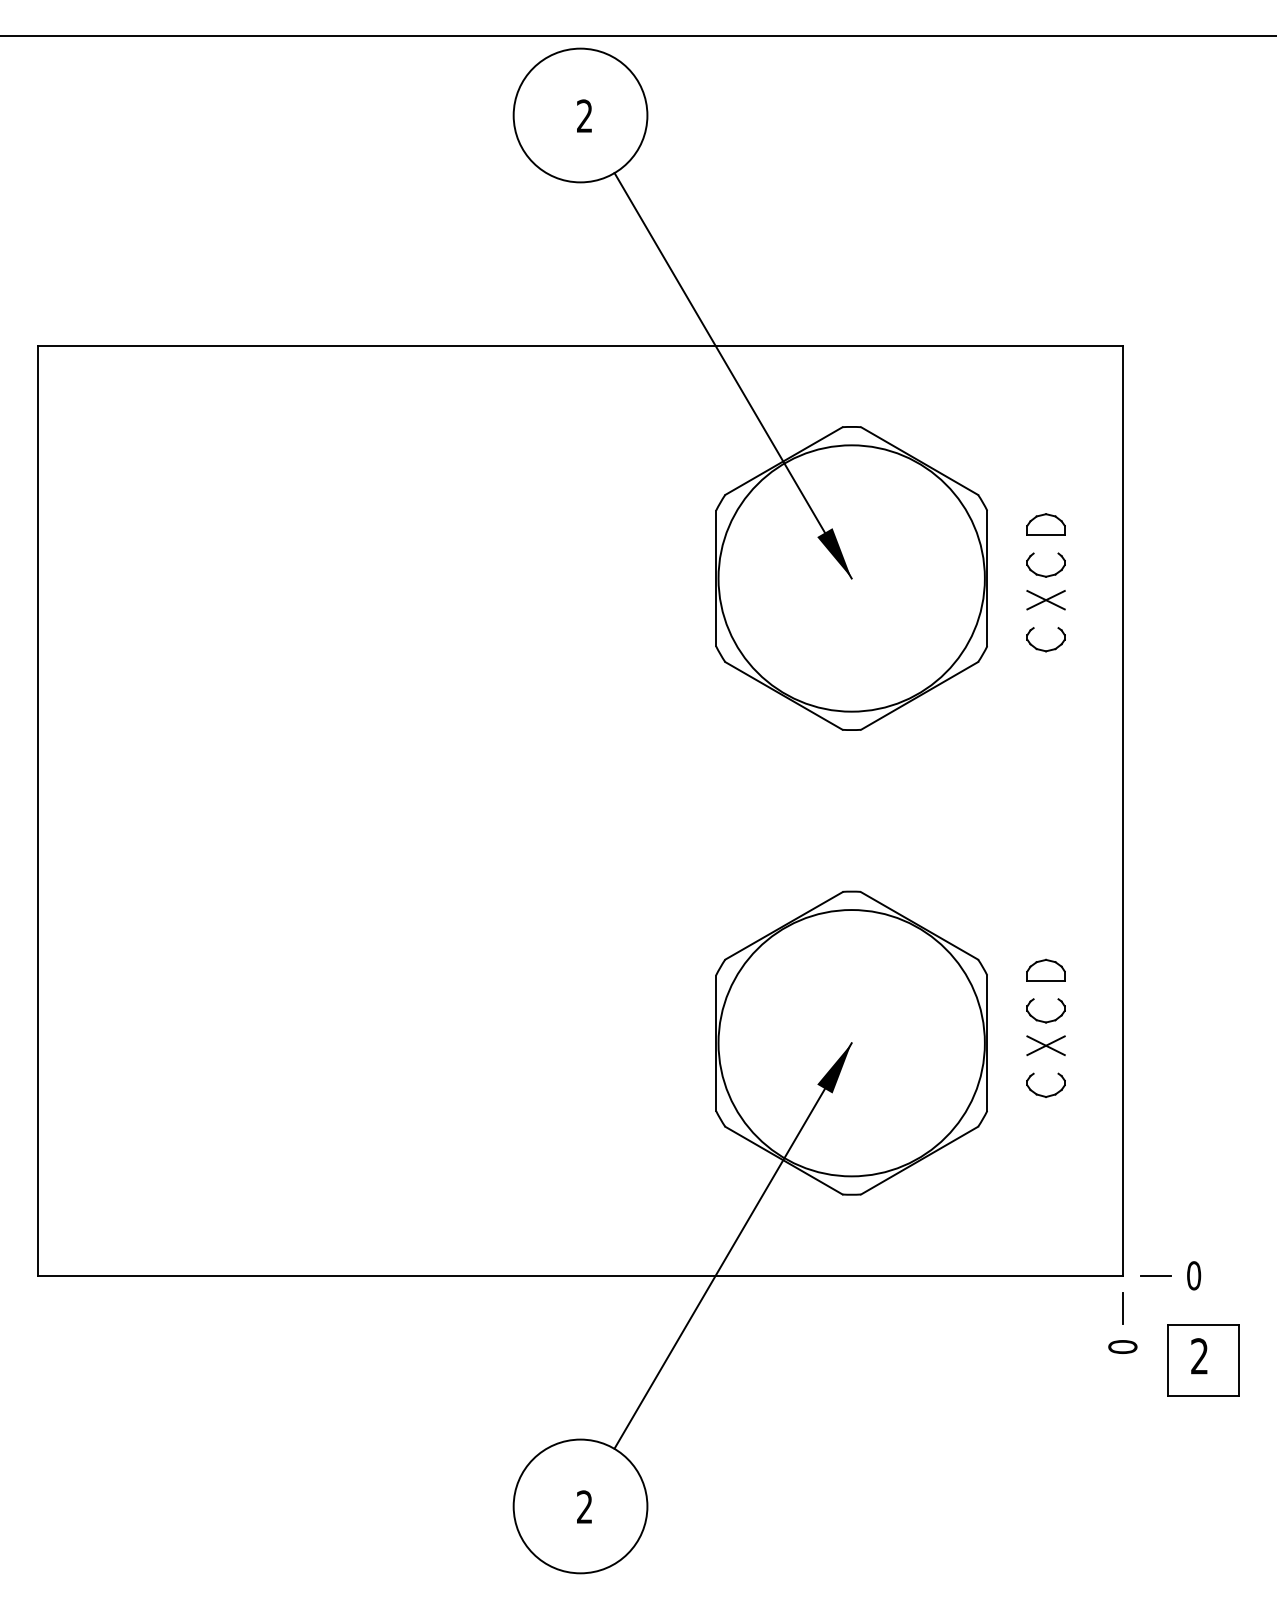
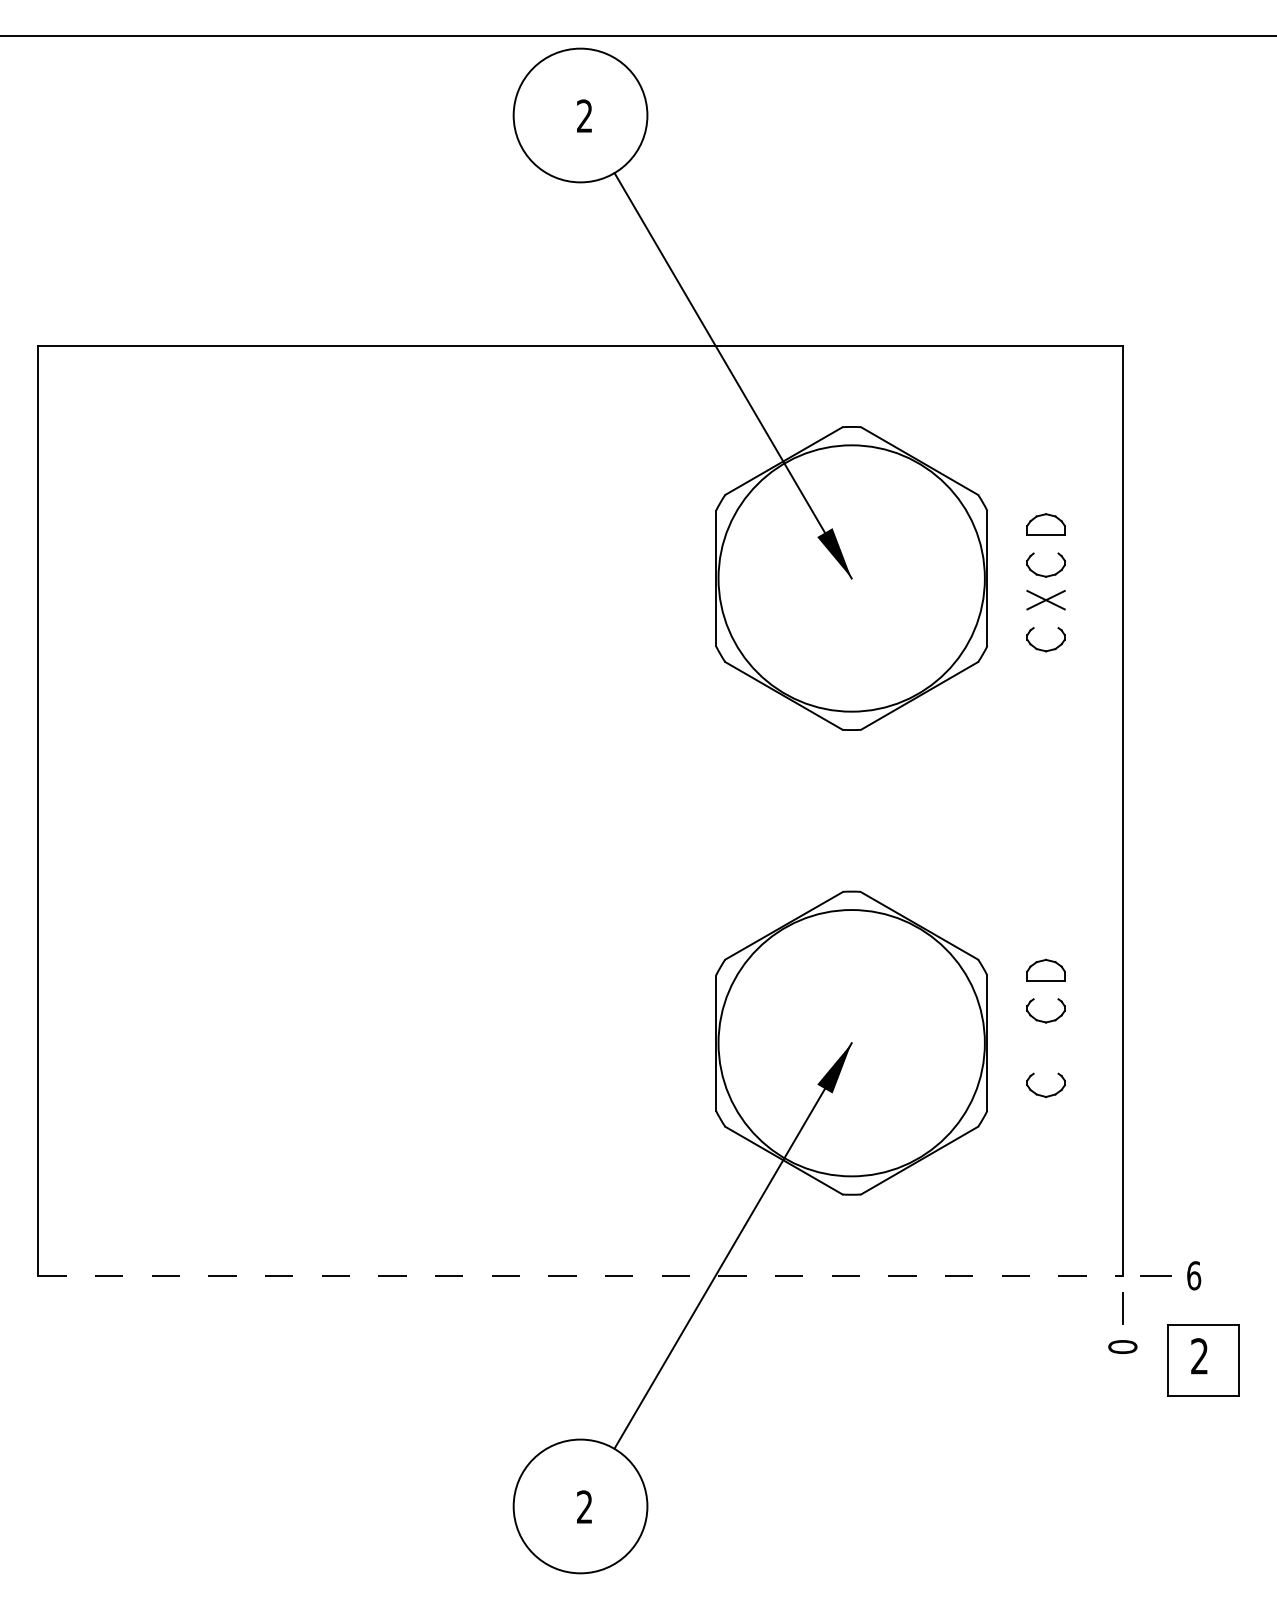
part: present -> none (1045, 1045)
line: solid -> dashed (581, 1275)
text: 0 -> 6 (1194, 1275)
